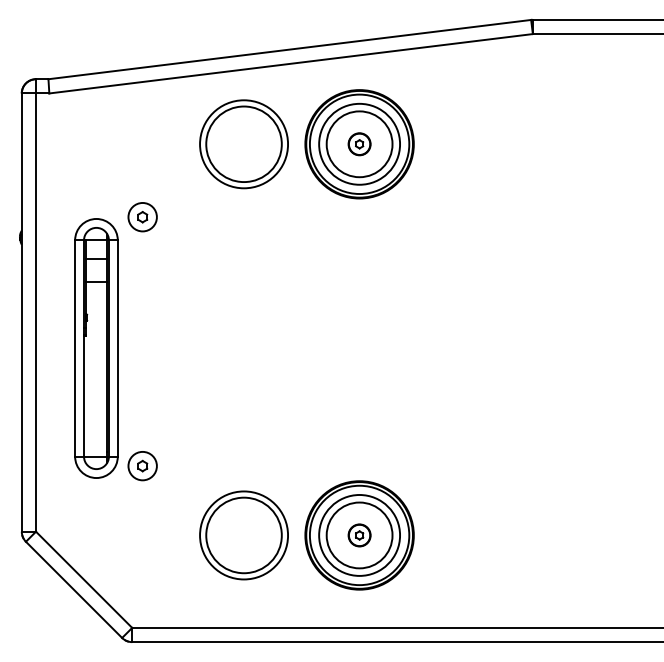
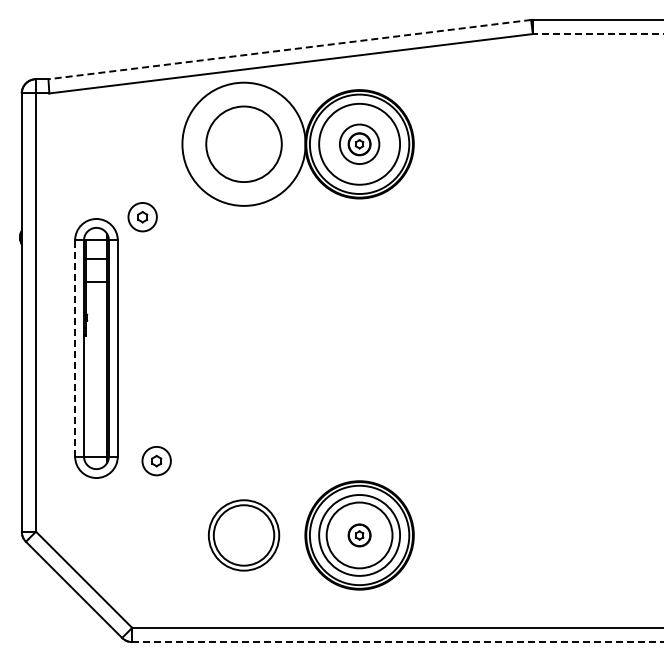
line: solid -> dashed (597, 34)
line: solid -> dashed (289, 49)
circle diameter: 88 px -> 123 px (243, 143)
circle diameter: 66 px -> 39 px (359, 144)
line: solid -> dashed (75, 348)
part position: (142, 466) -> (156, 461) (156, 461)
part size: 90x91 px -> 73x73 px (244, 535)
line: solid -> dashed (398, 642)
